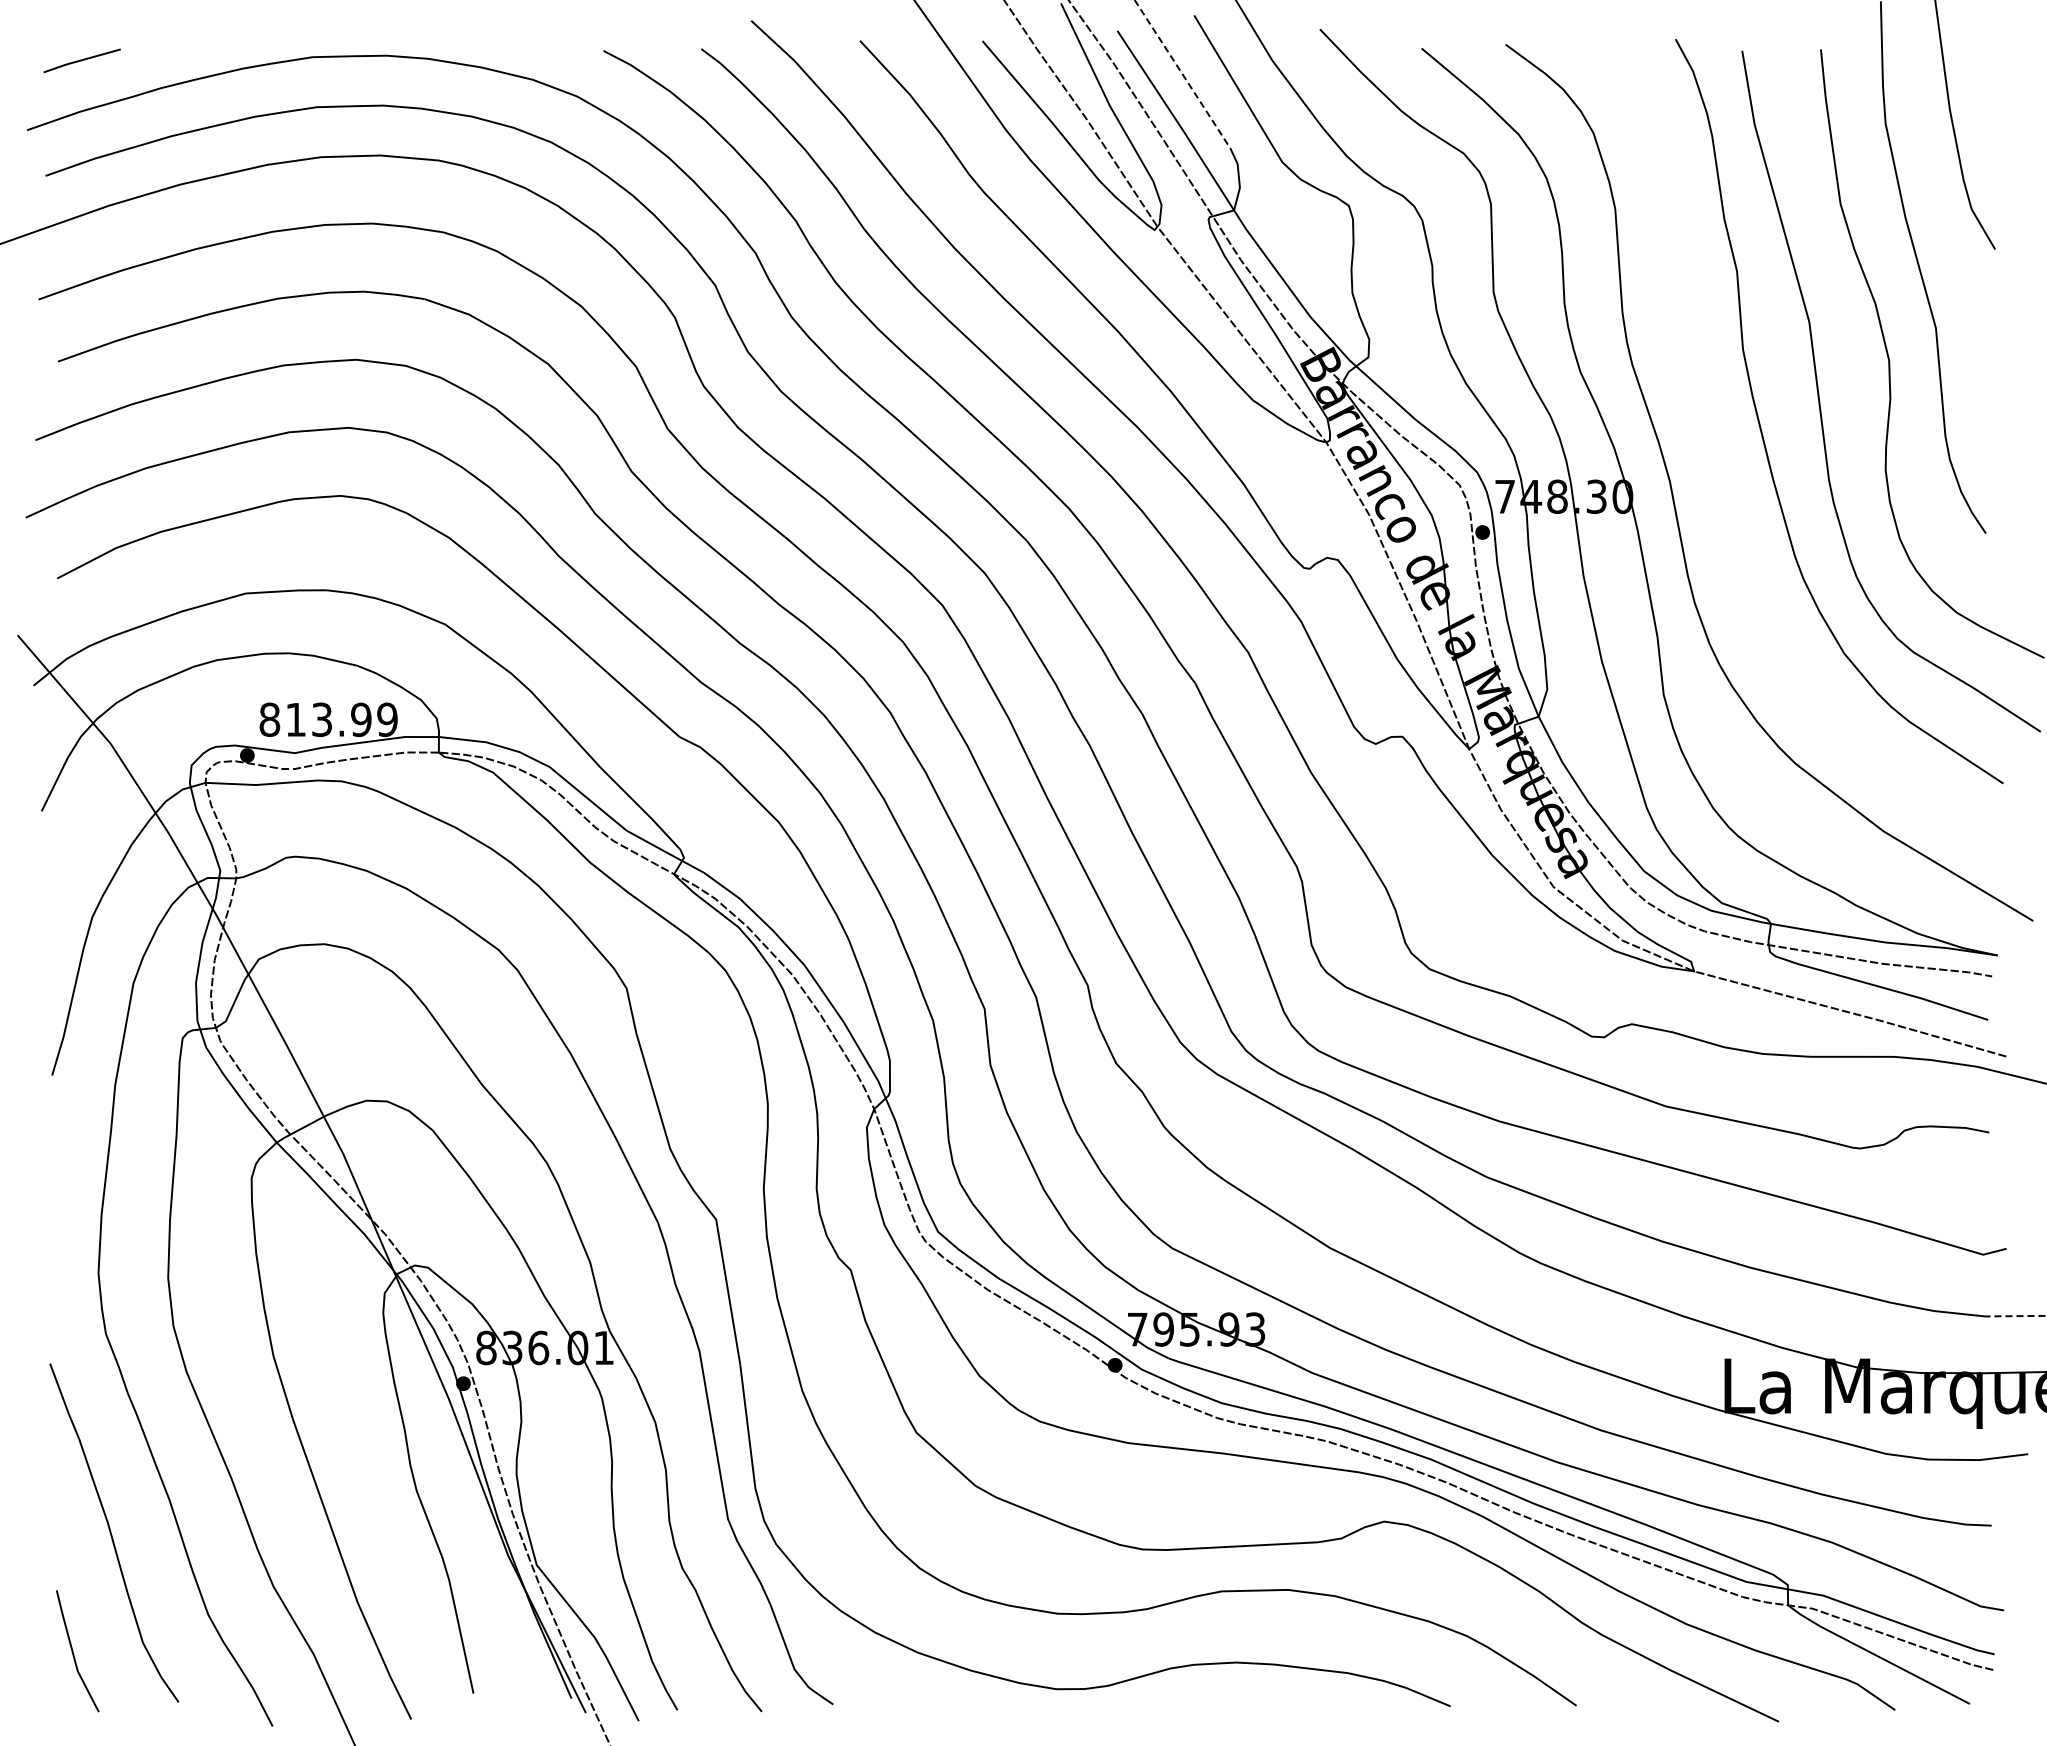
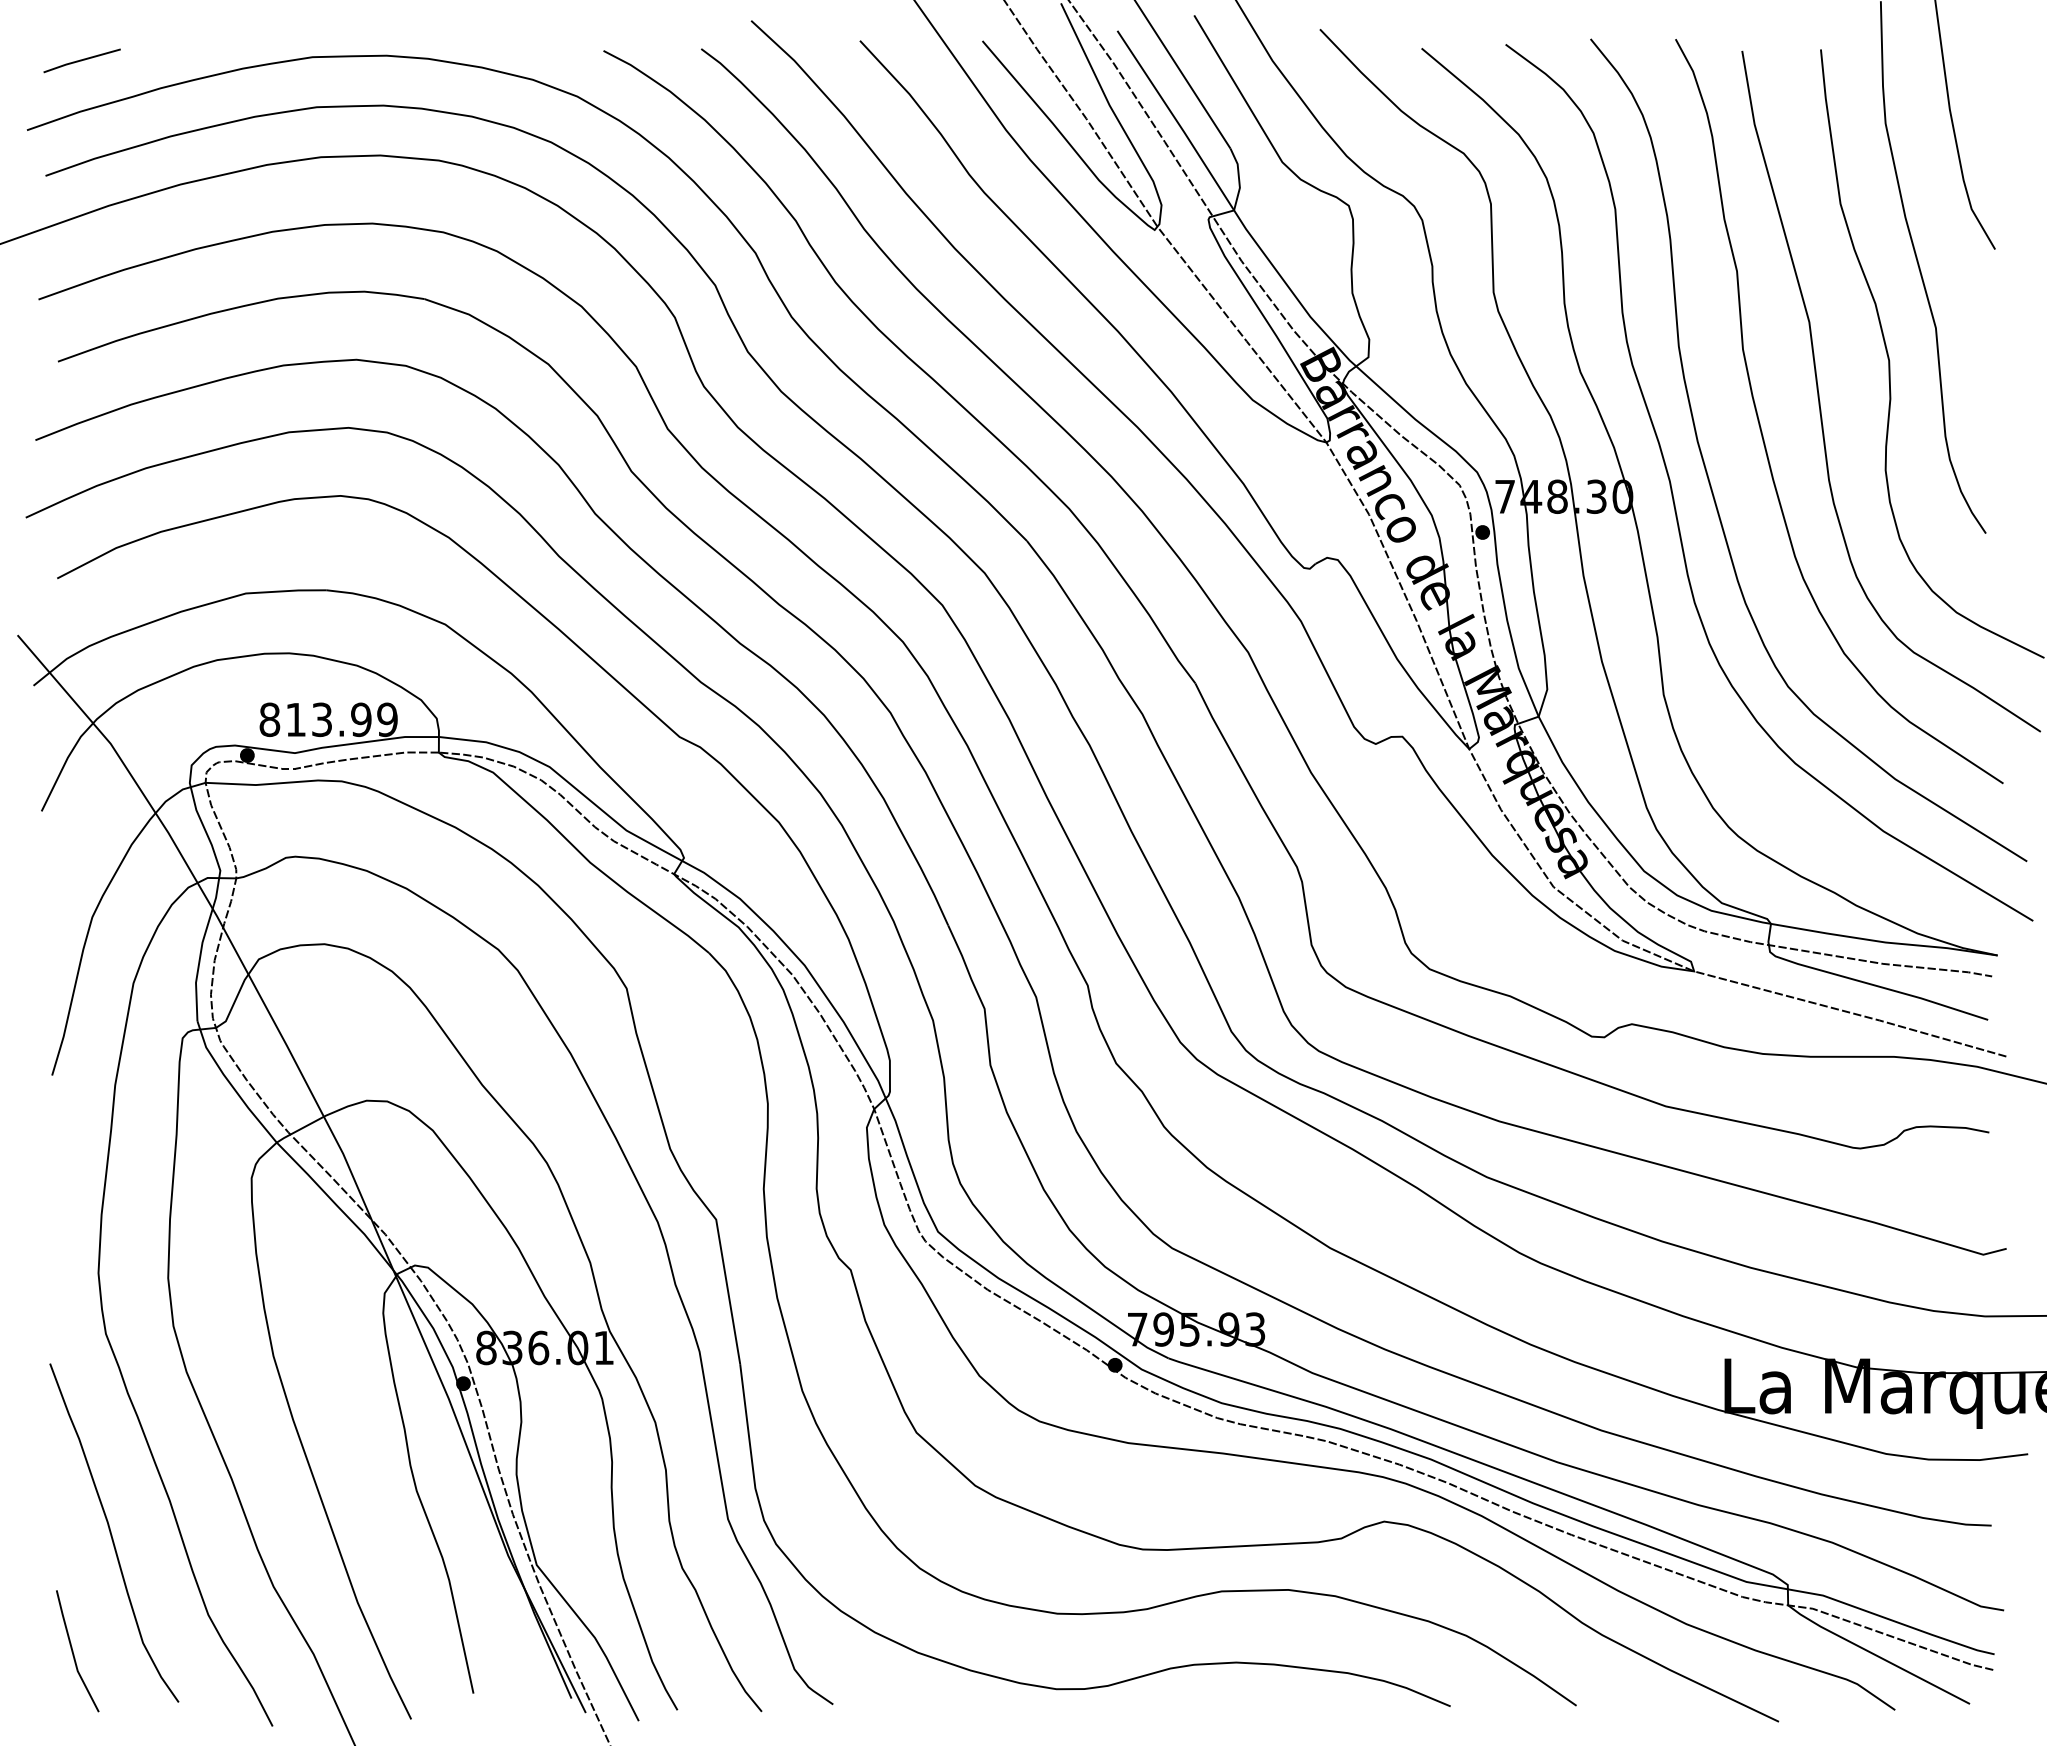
line: dashed -> solid (1182, 74)
curve: none -> present (1710, 481)
line: dashed -> solid (2015, 1316)
